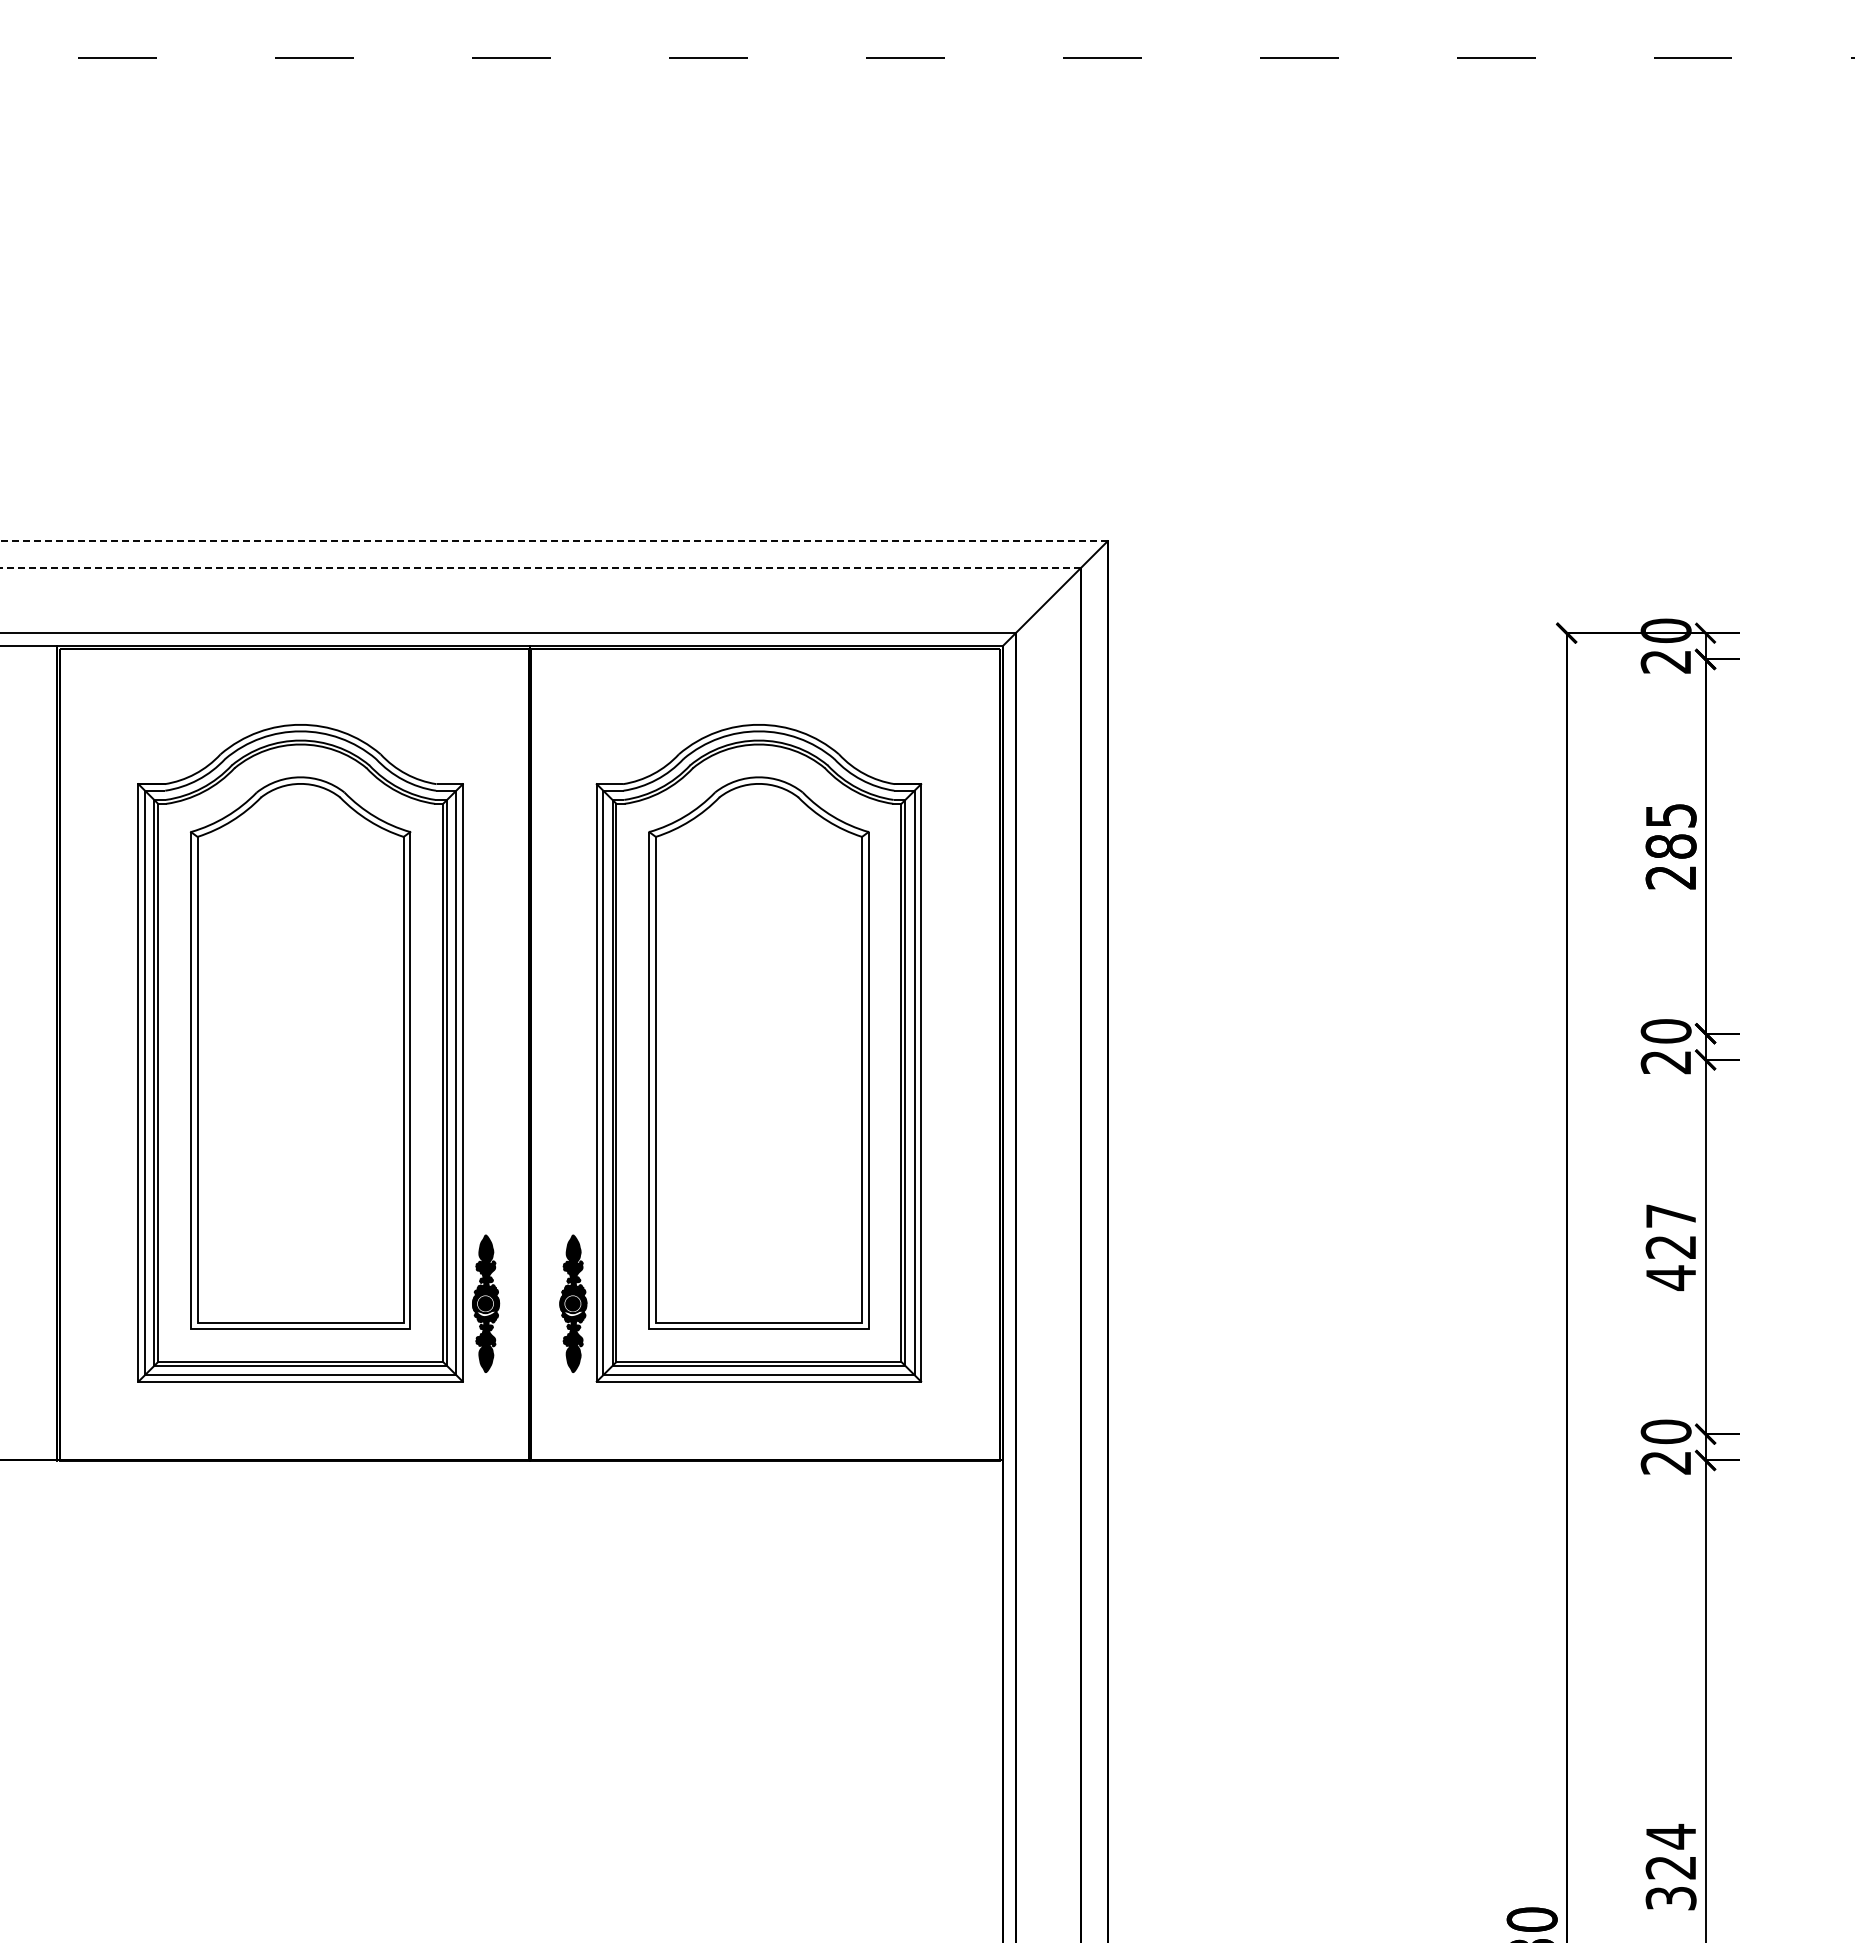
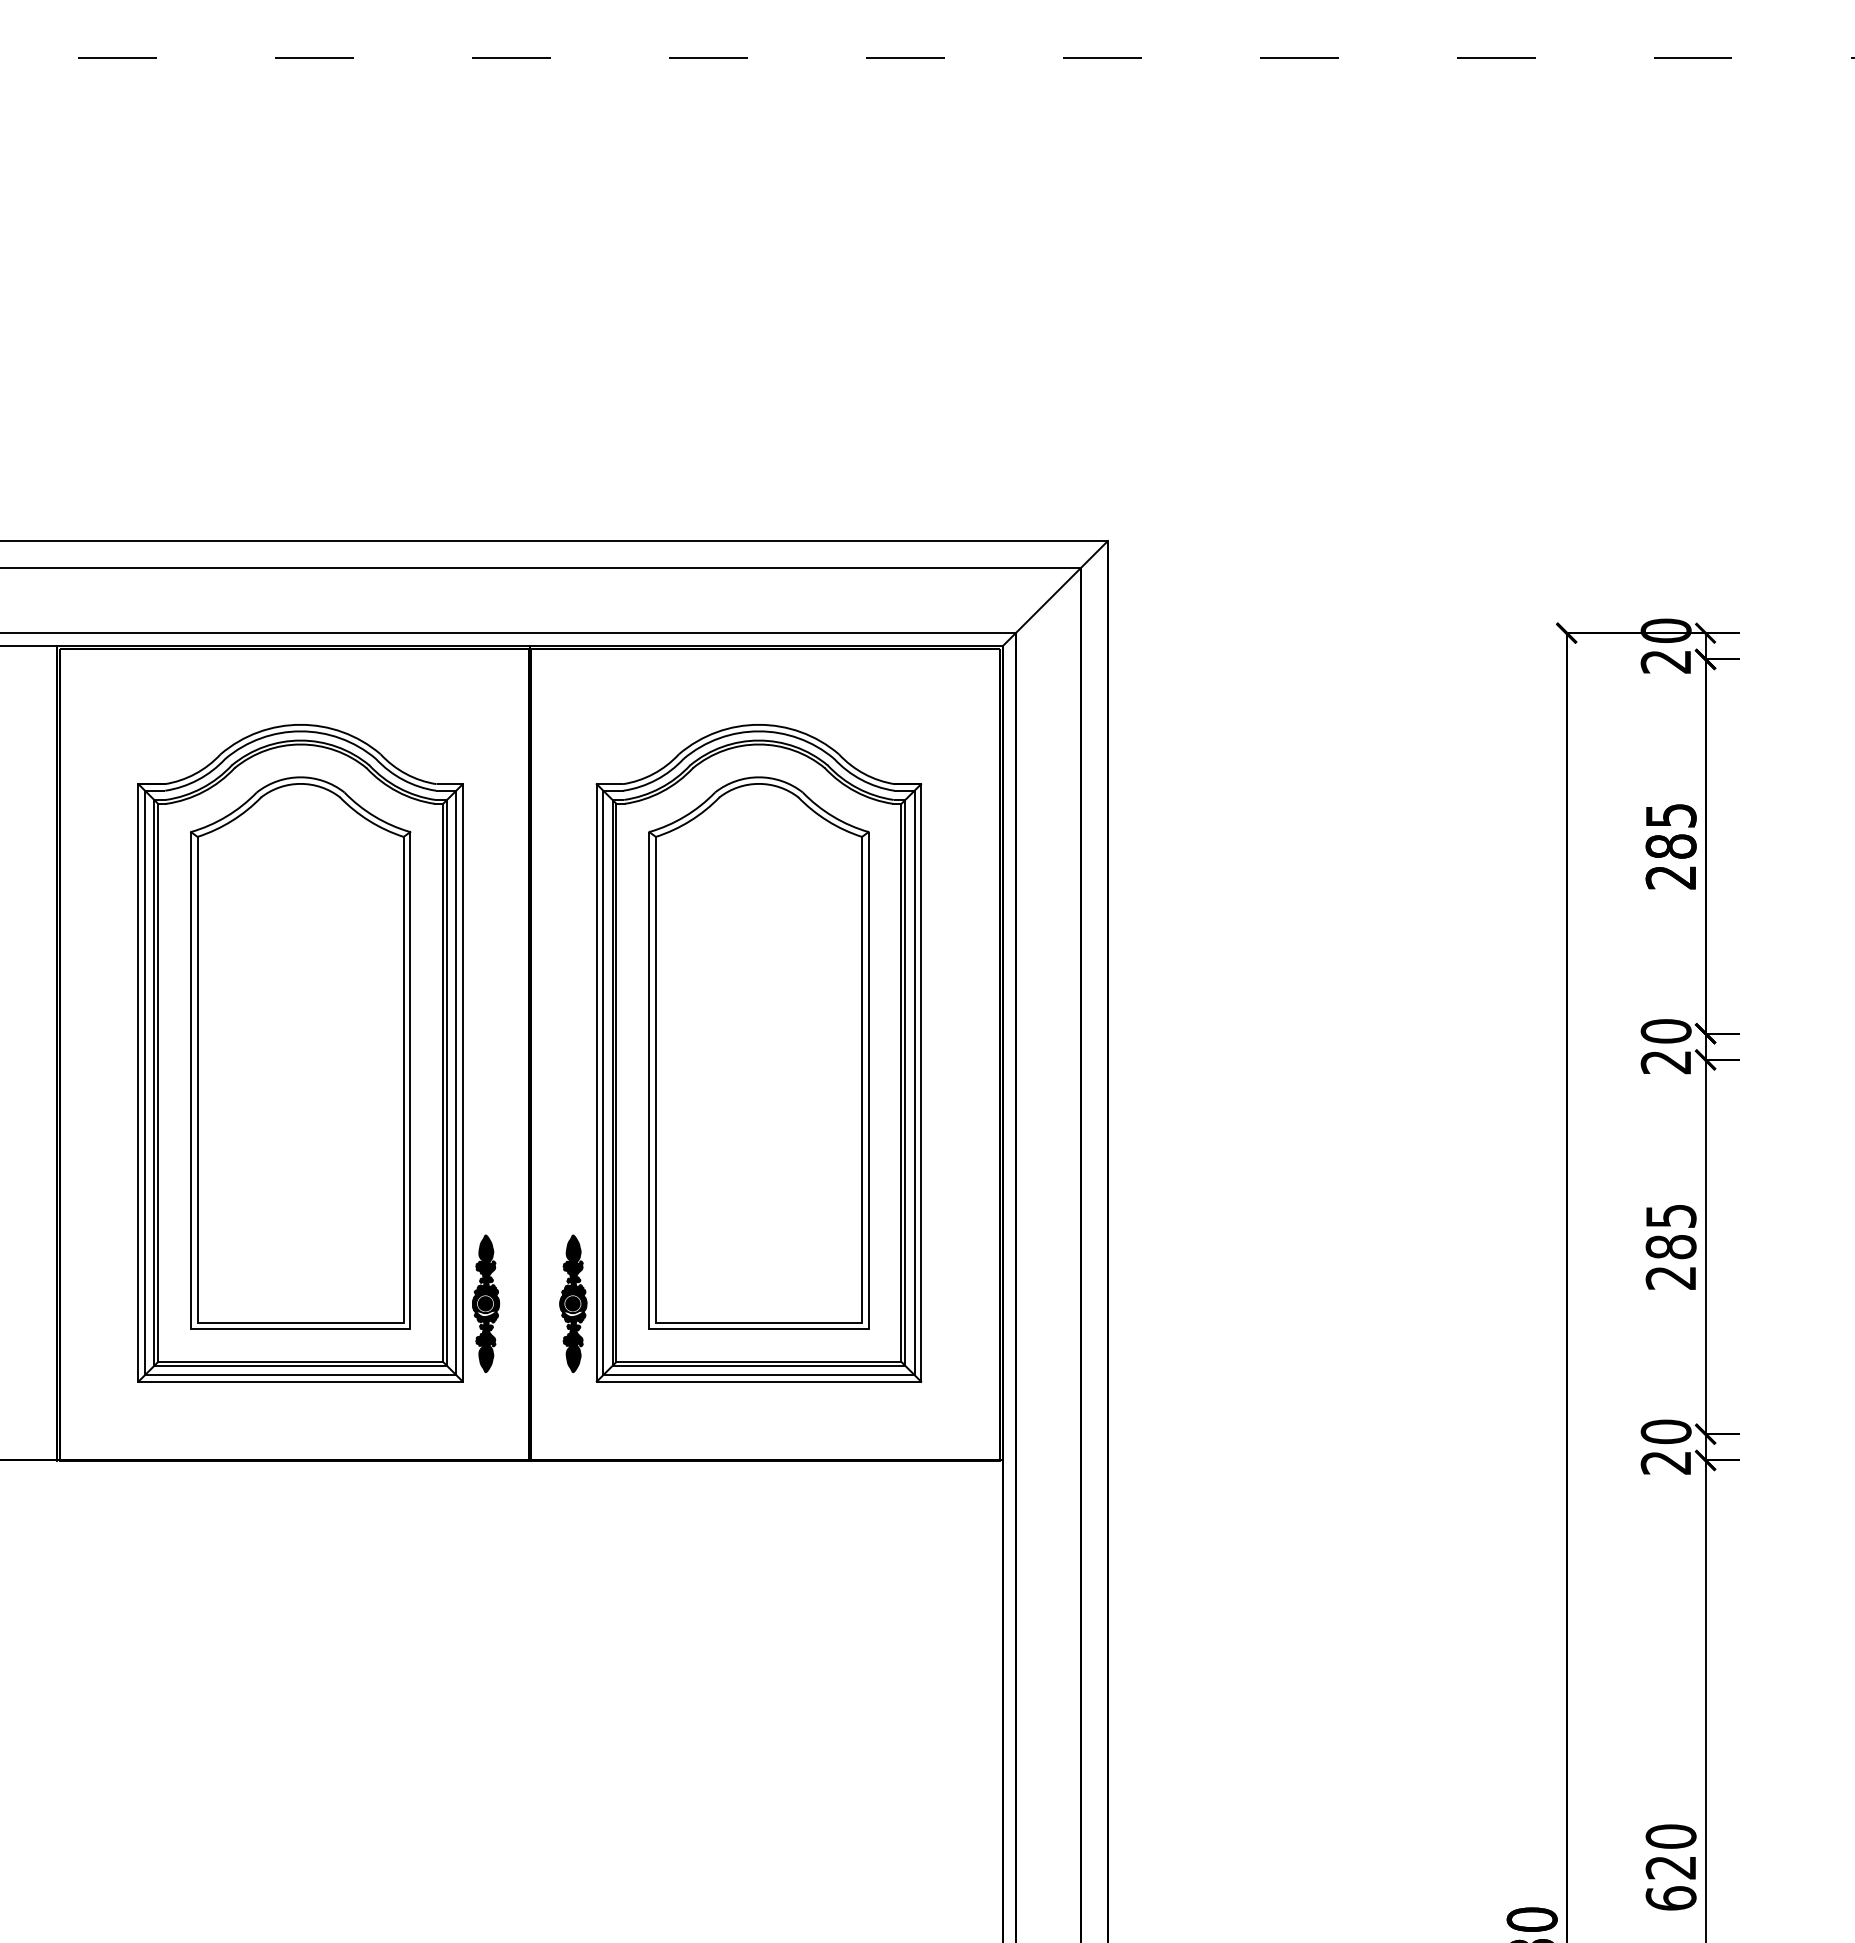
line: dashed -> solid (553, 541)
line: dashed -> solid (540, 567)
text: 427 -> 285 (1670, 1247)
text: 324 -> 620 (1670, 1867)
